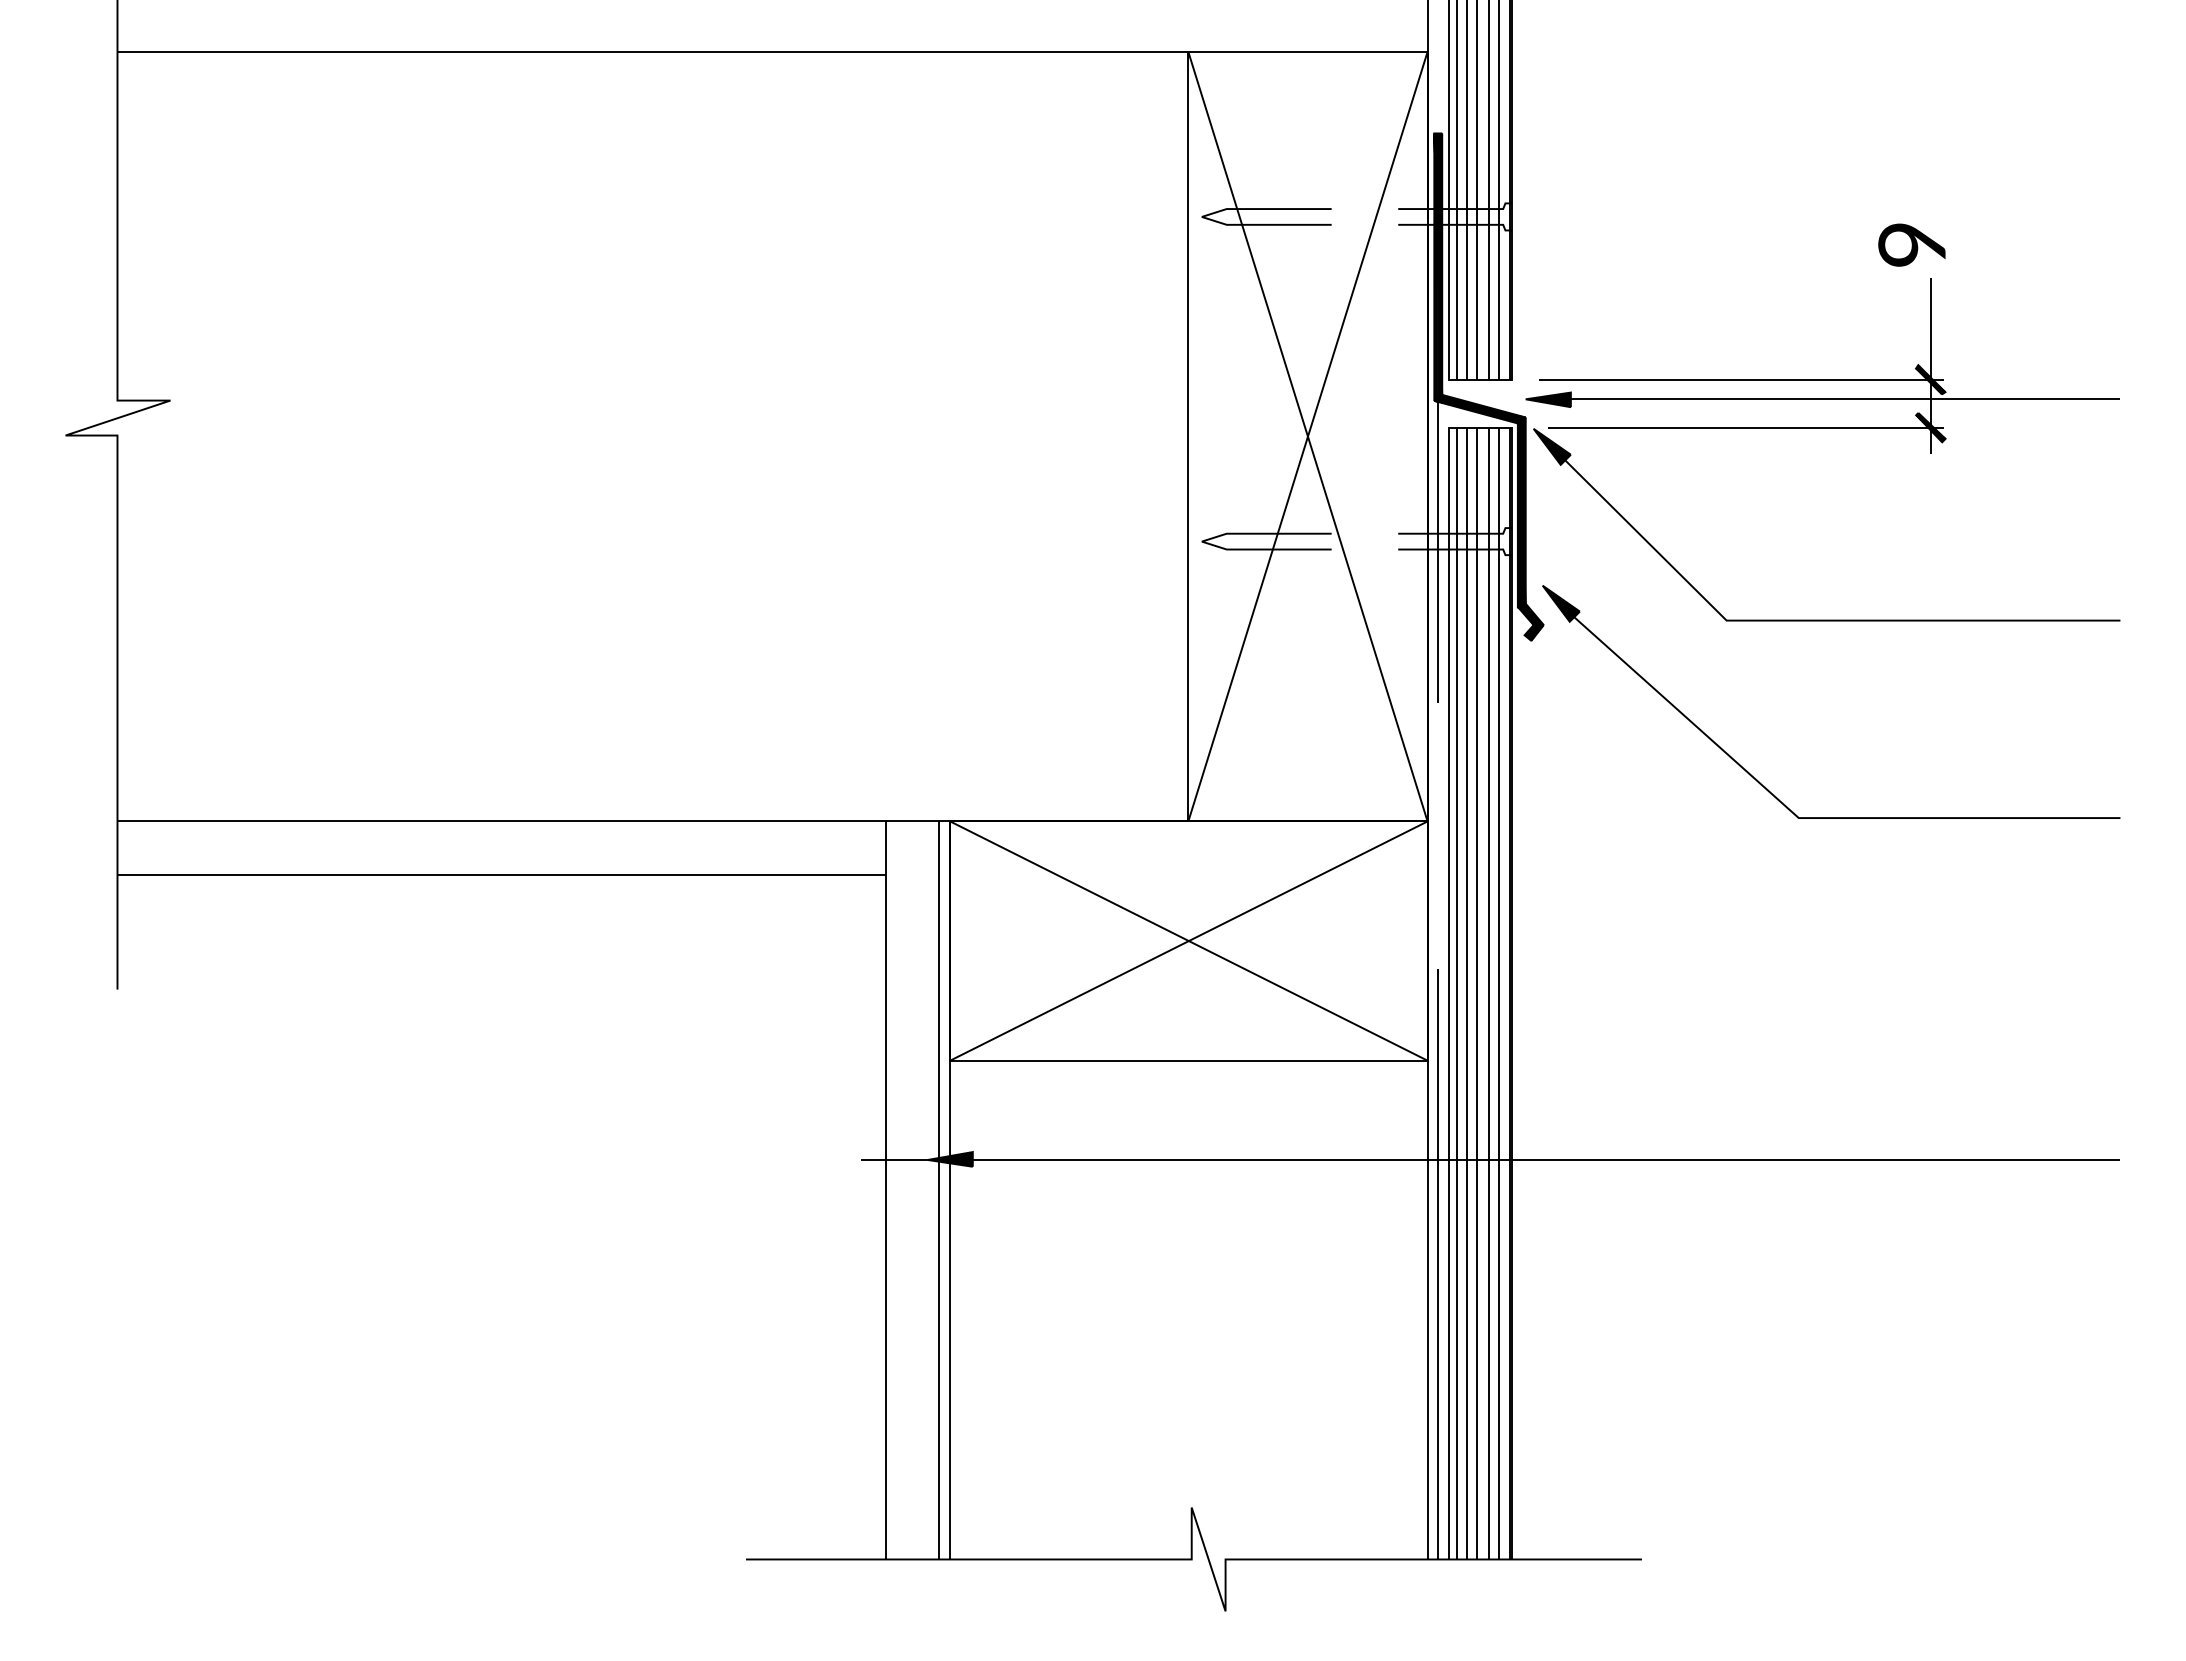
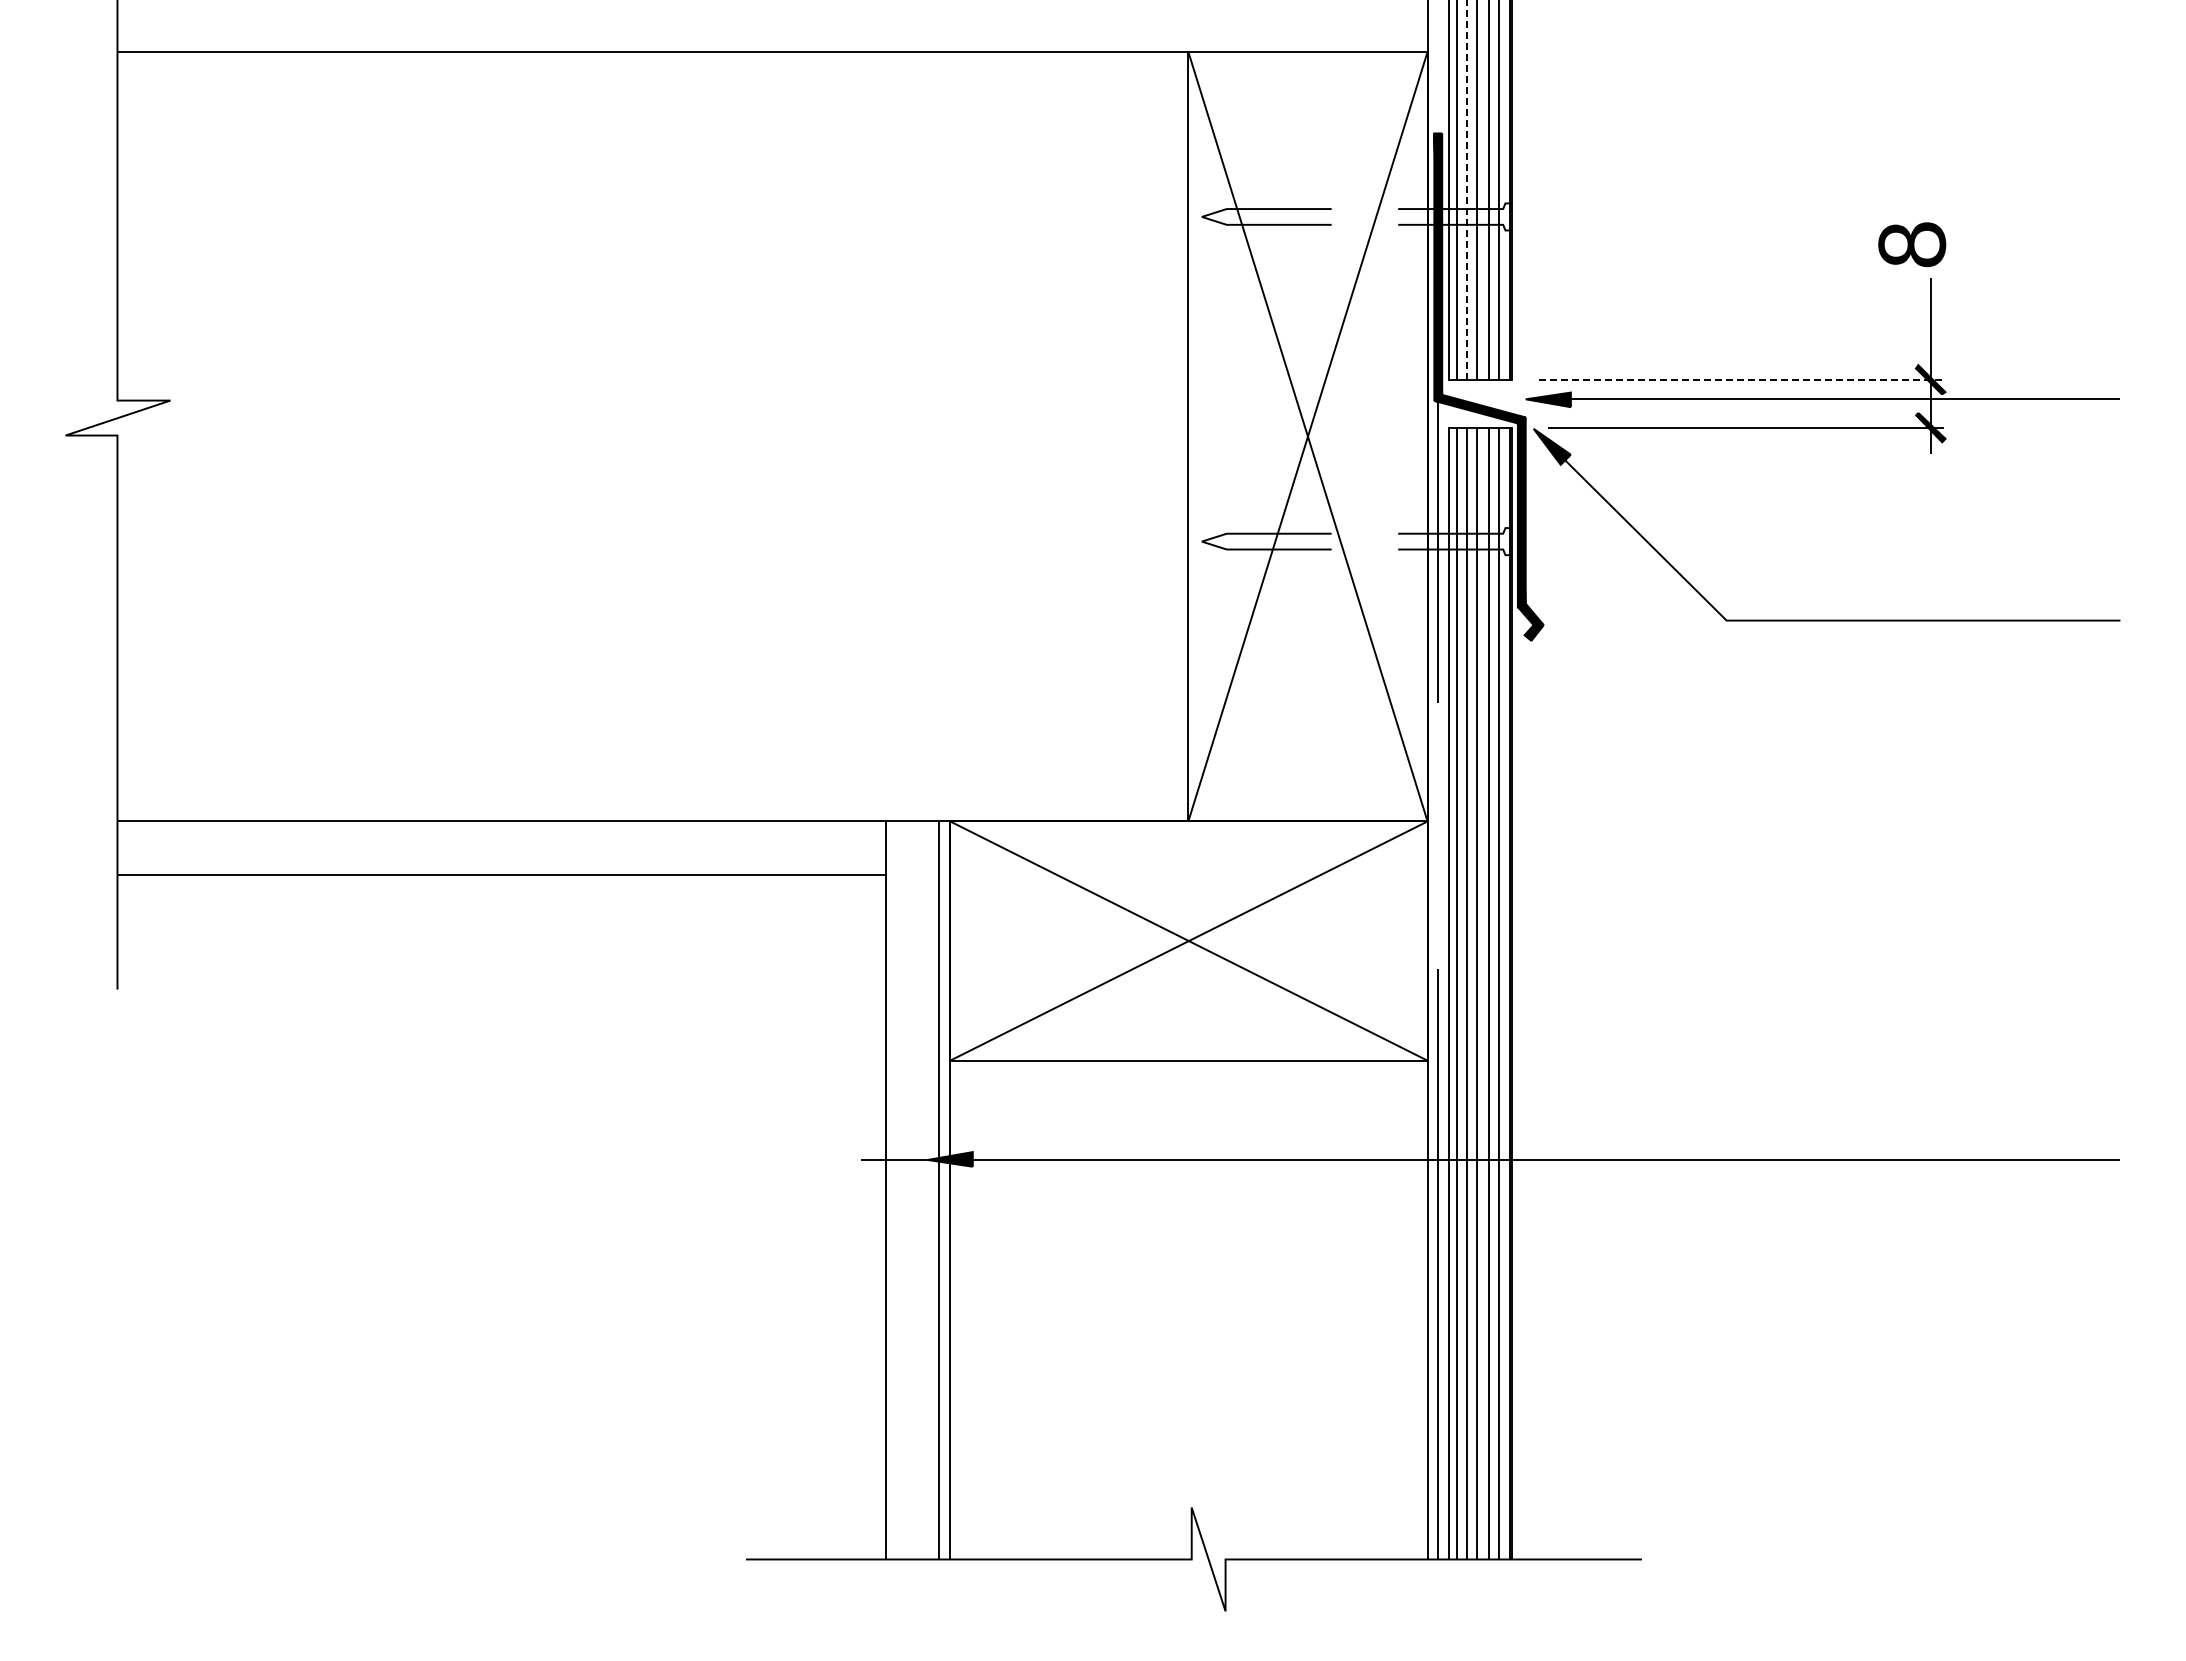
line: solid -> dashed (1467, 189)
text: 9 -> 8 (1913, 244)
line: solid -> dashed (1741, 379)
part: present -> none (1756, 778)
